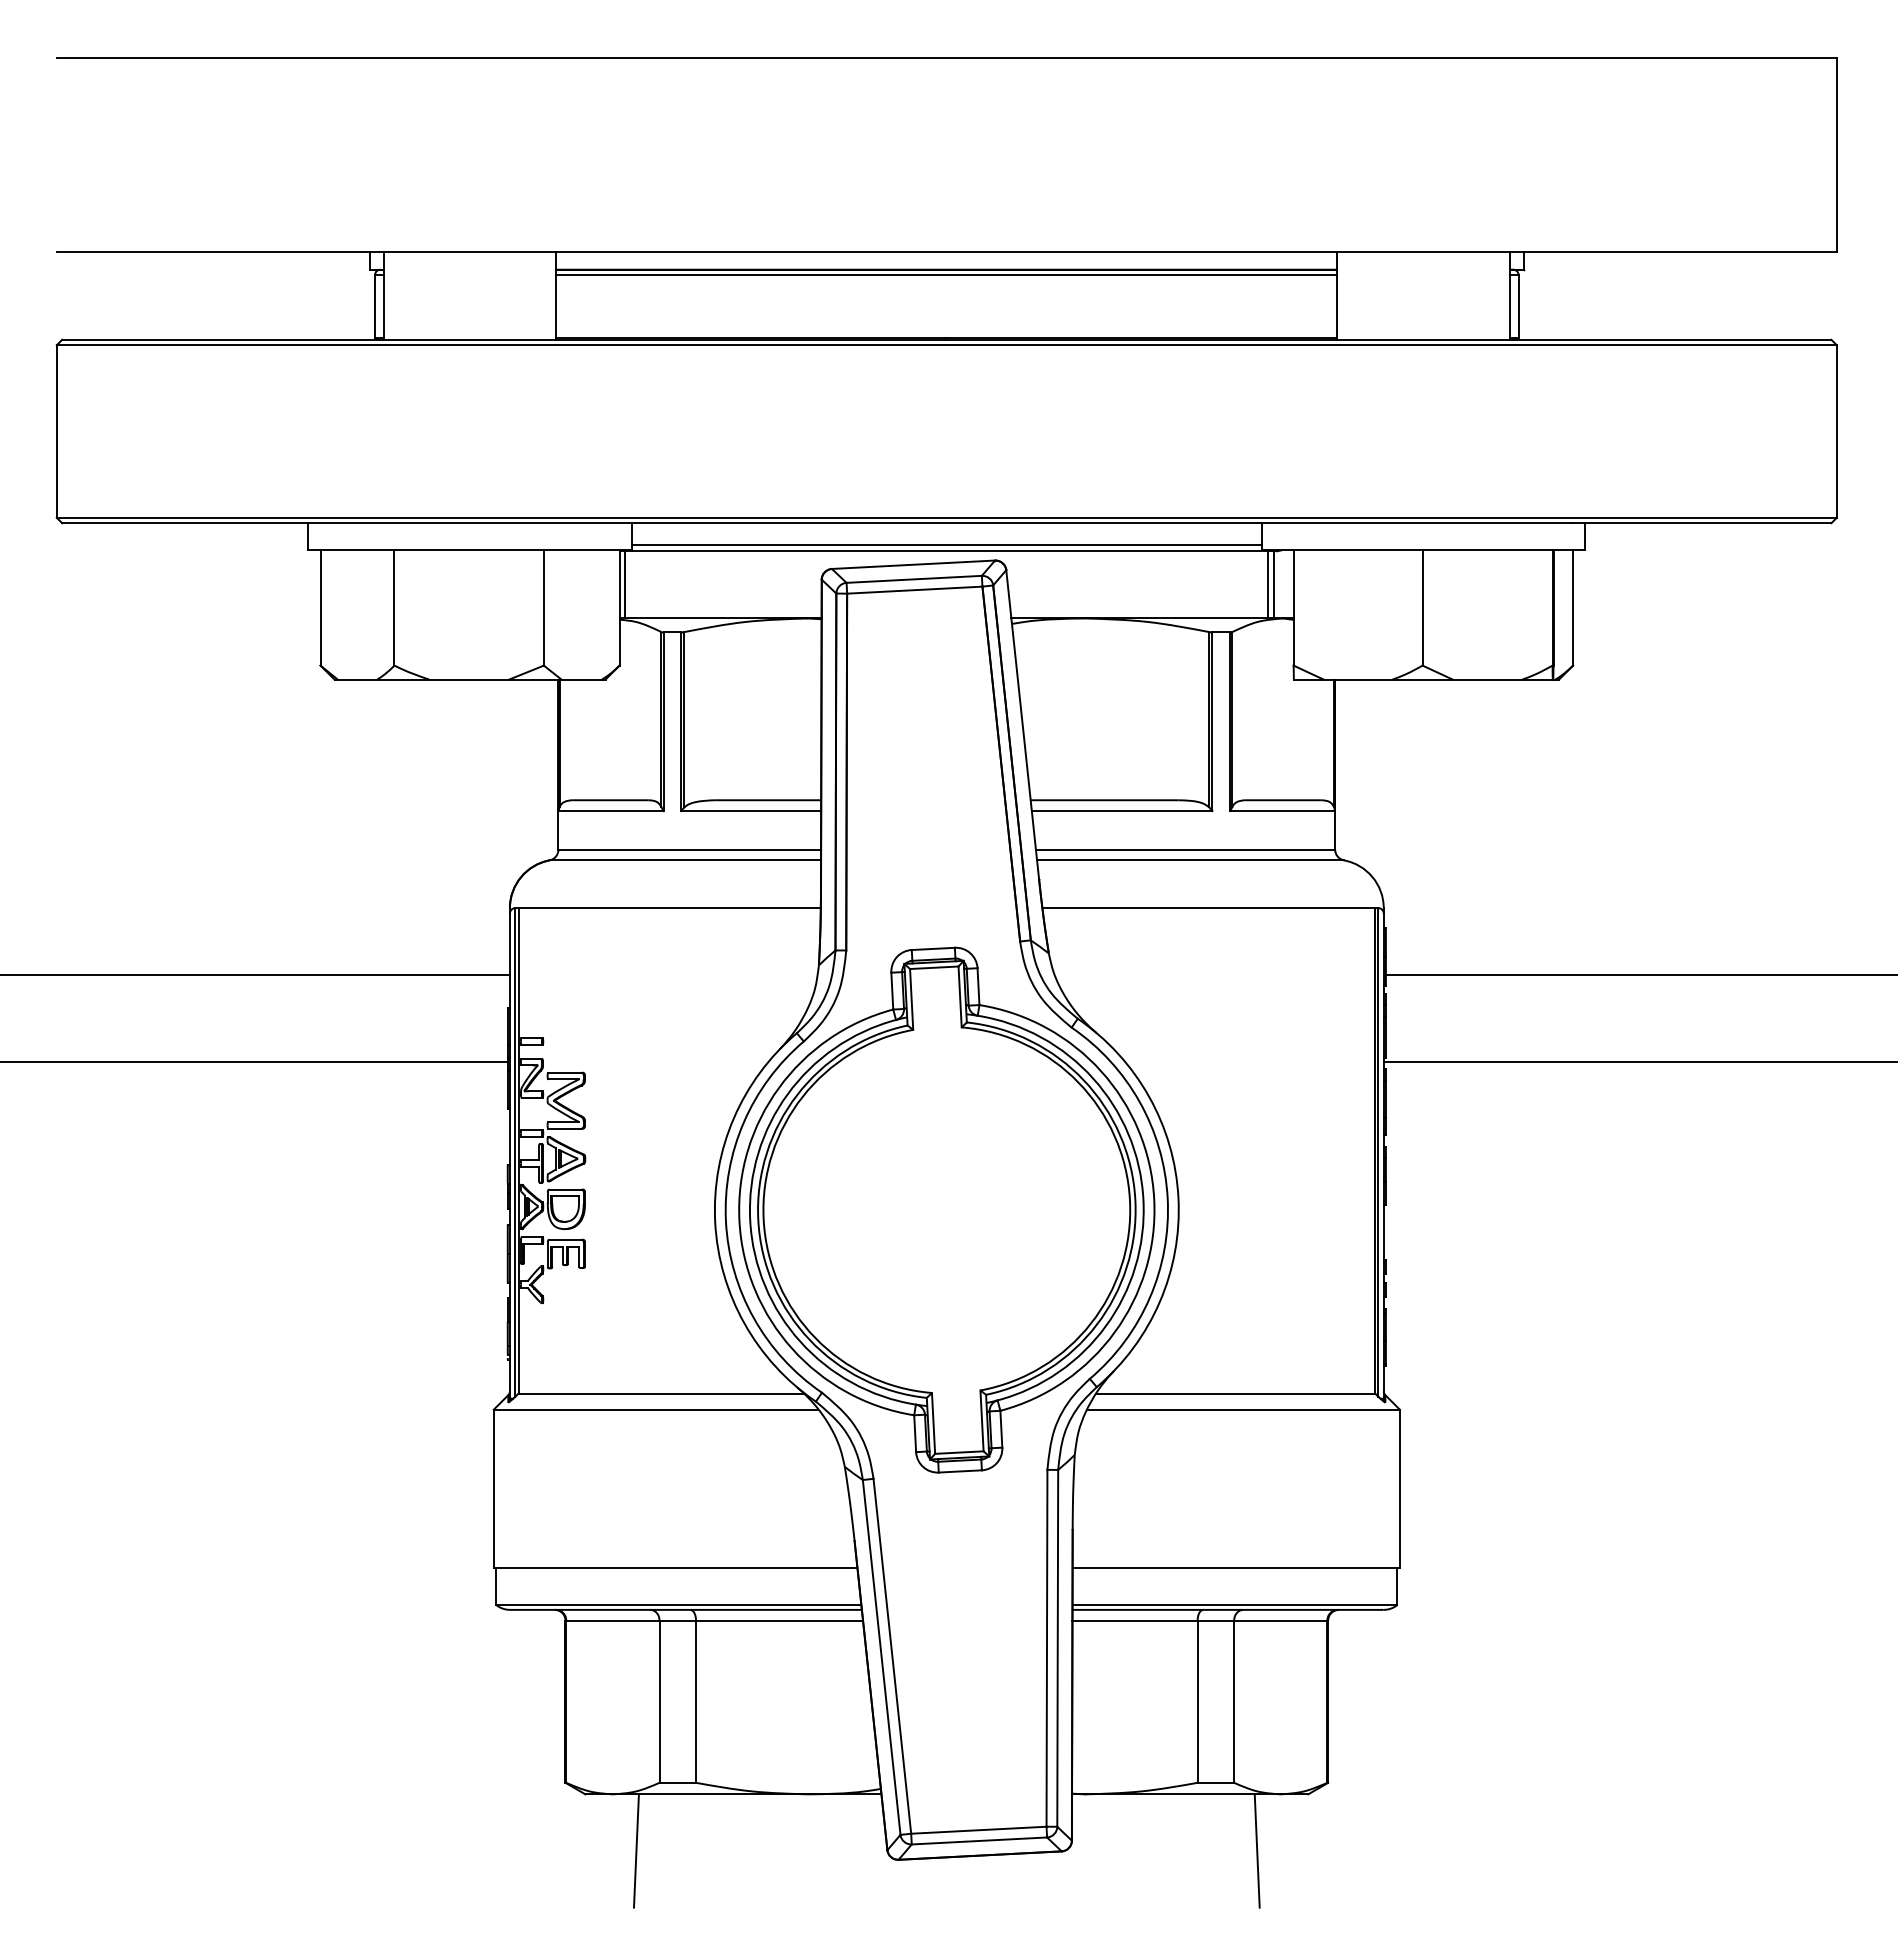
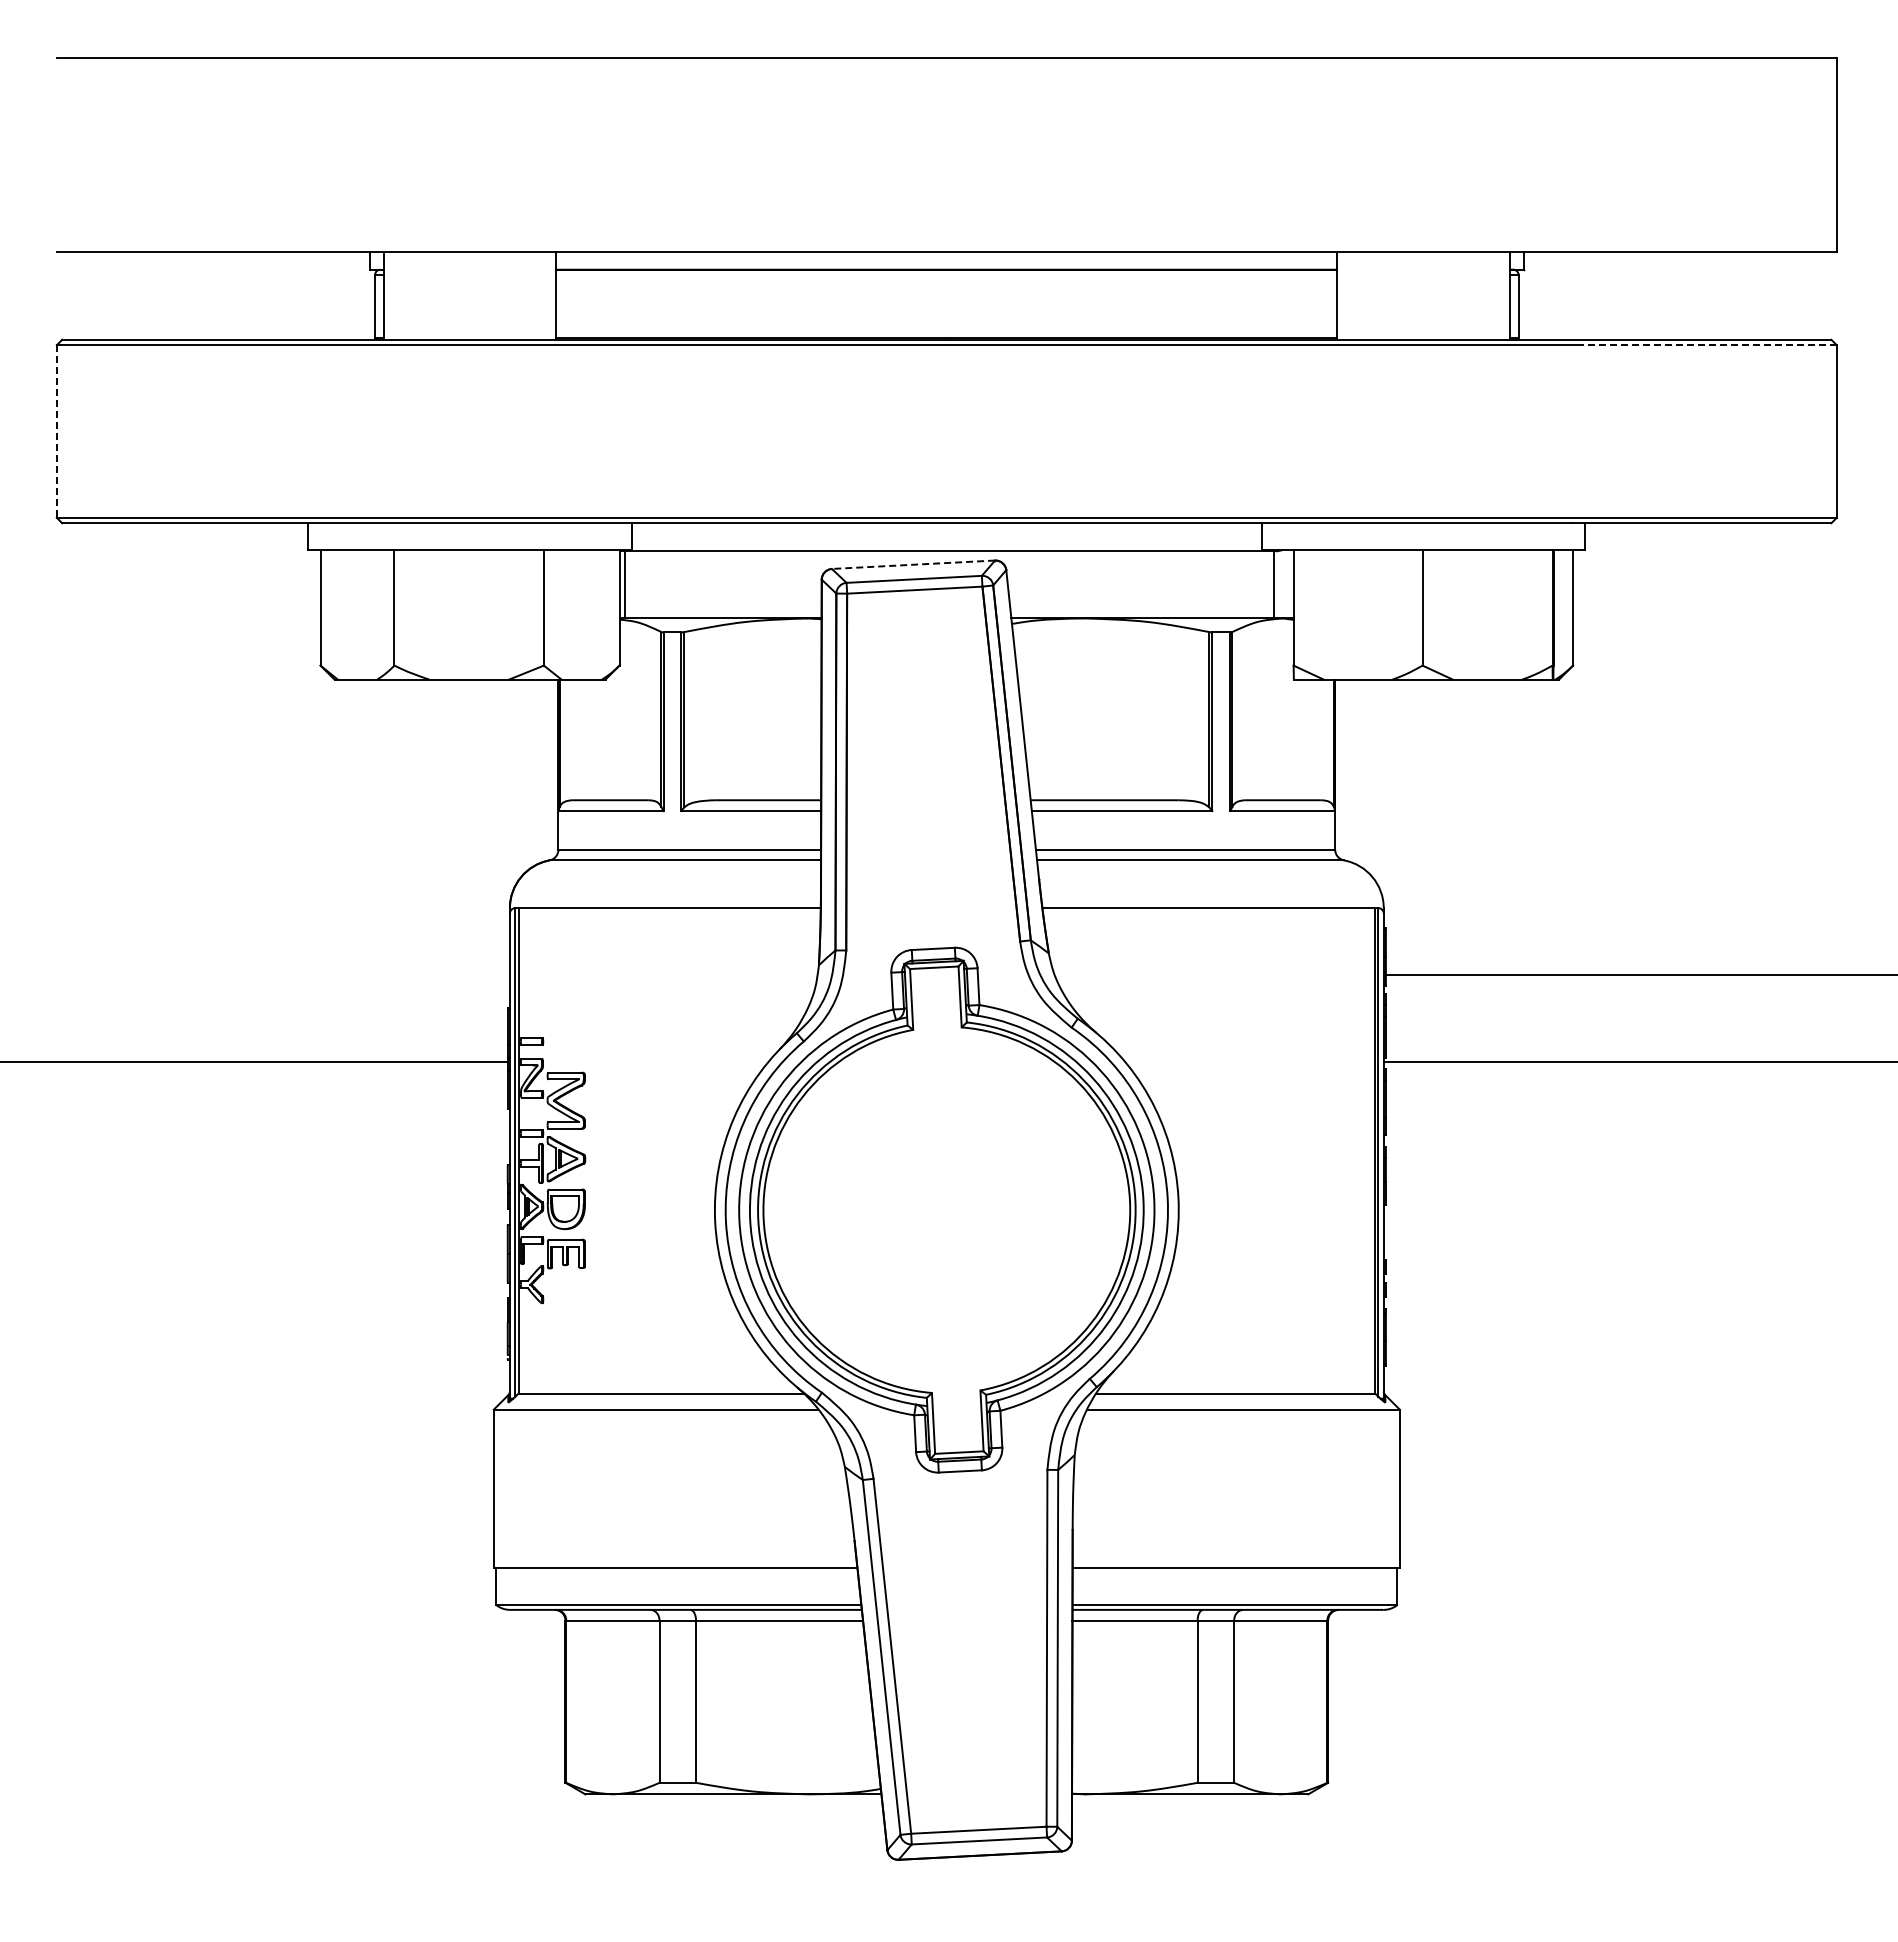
line: present -> none (946, 275)
line: solid -> dashed (1706, 345)
line: solid -> dashed (56, 432)
line: present -> none (946, 544)
line: solid -> dashed (913, 564)
line: present -> none (1268, 584)
line: present -> none (255, 975)
line: present -> none (635, 1850)
line: present -> none (1256, 1850)
